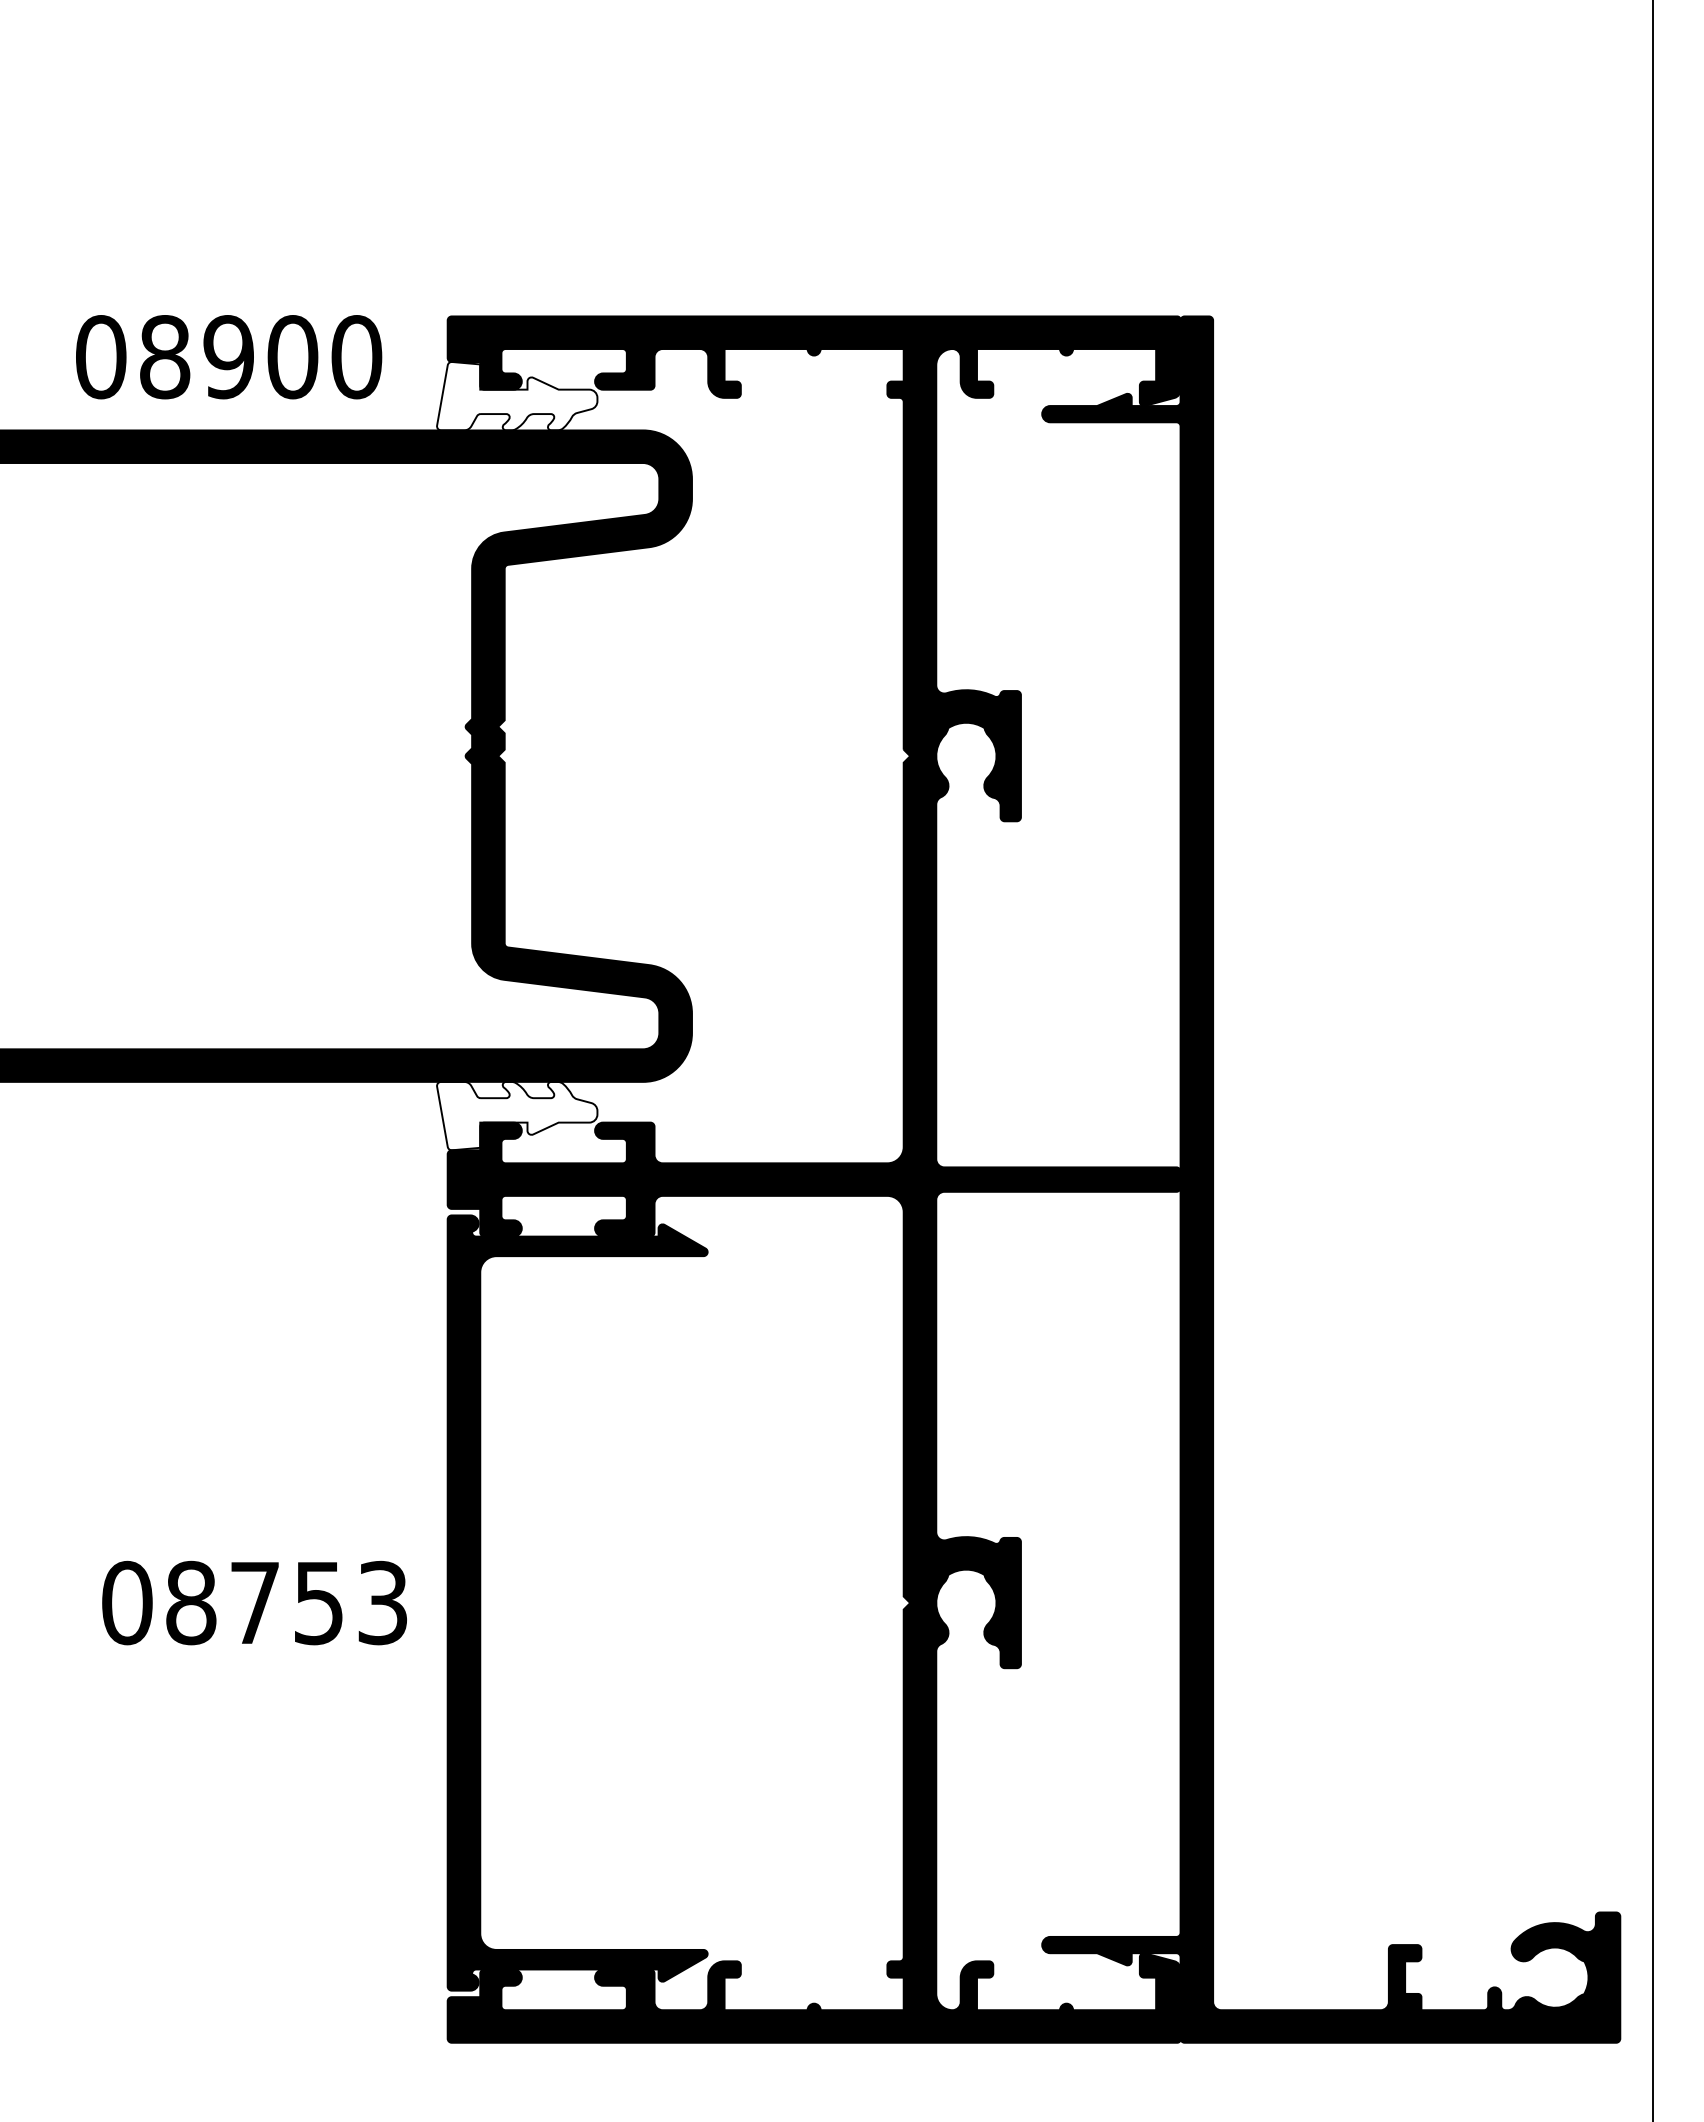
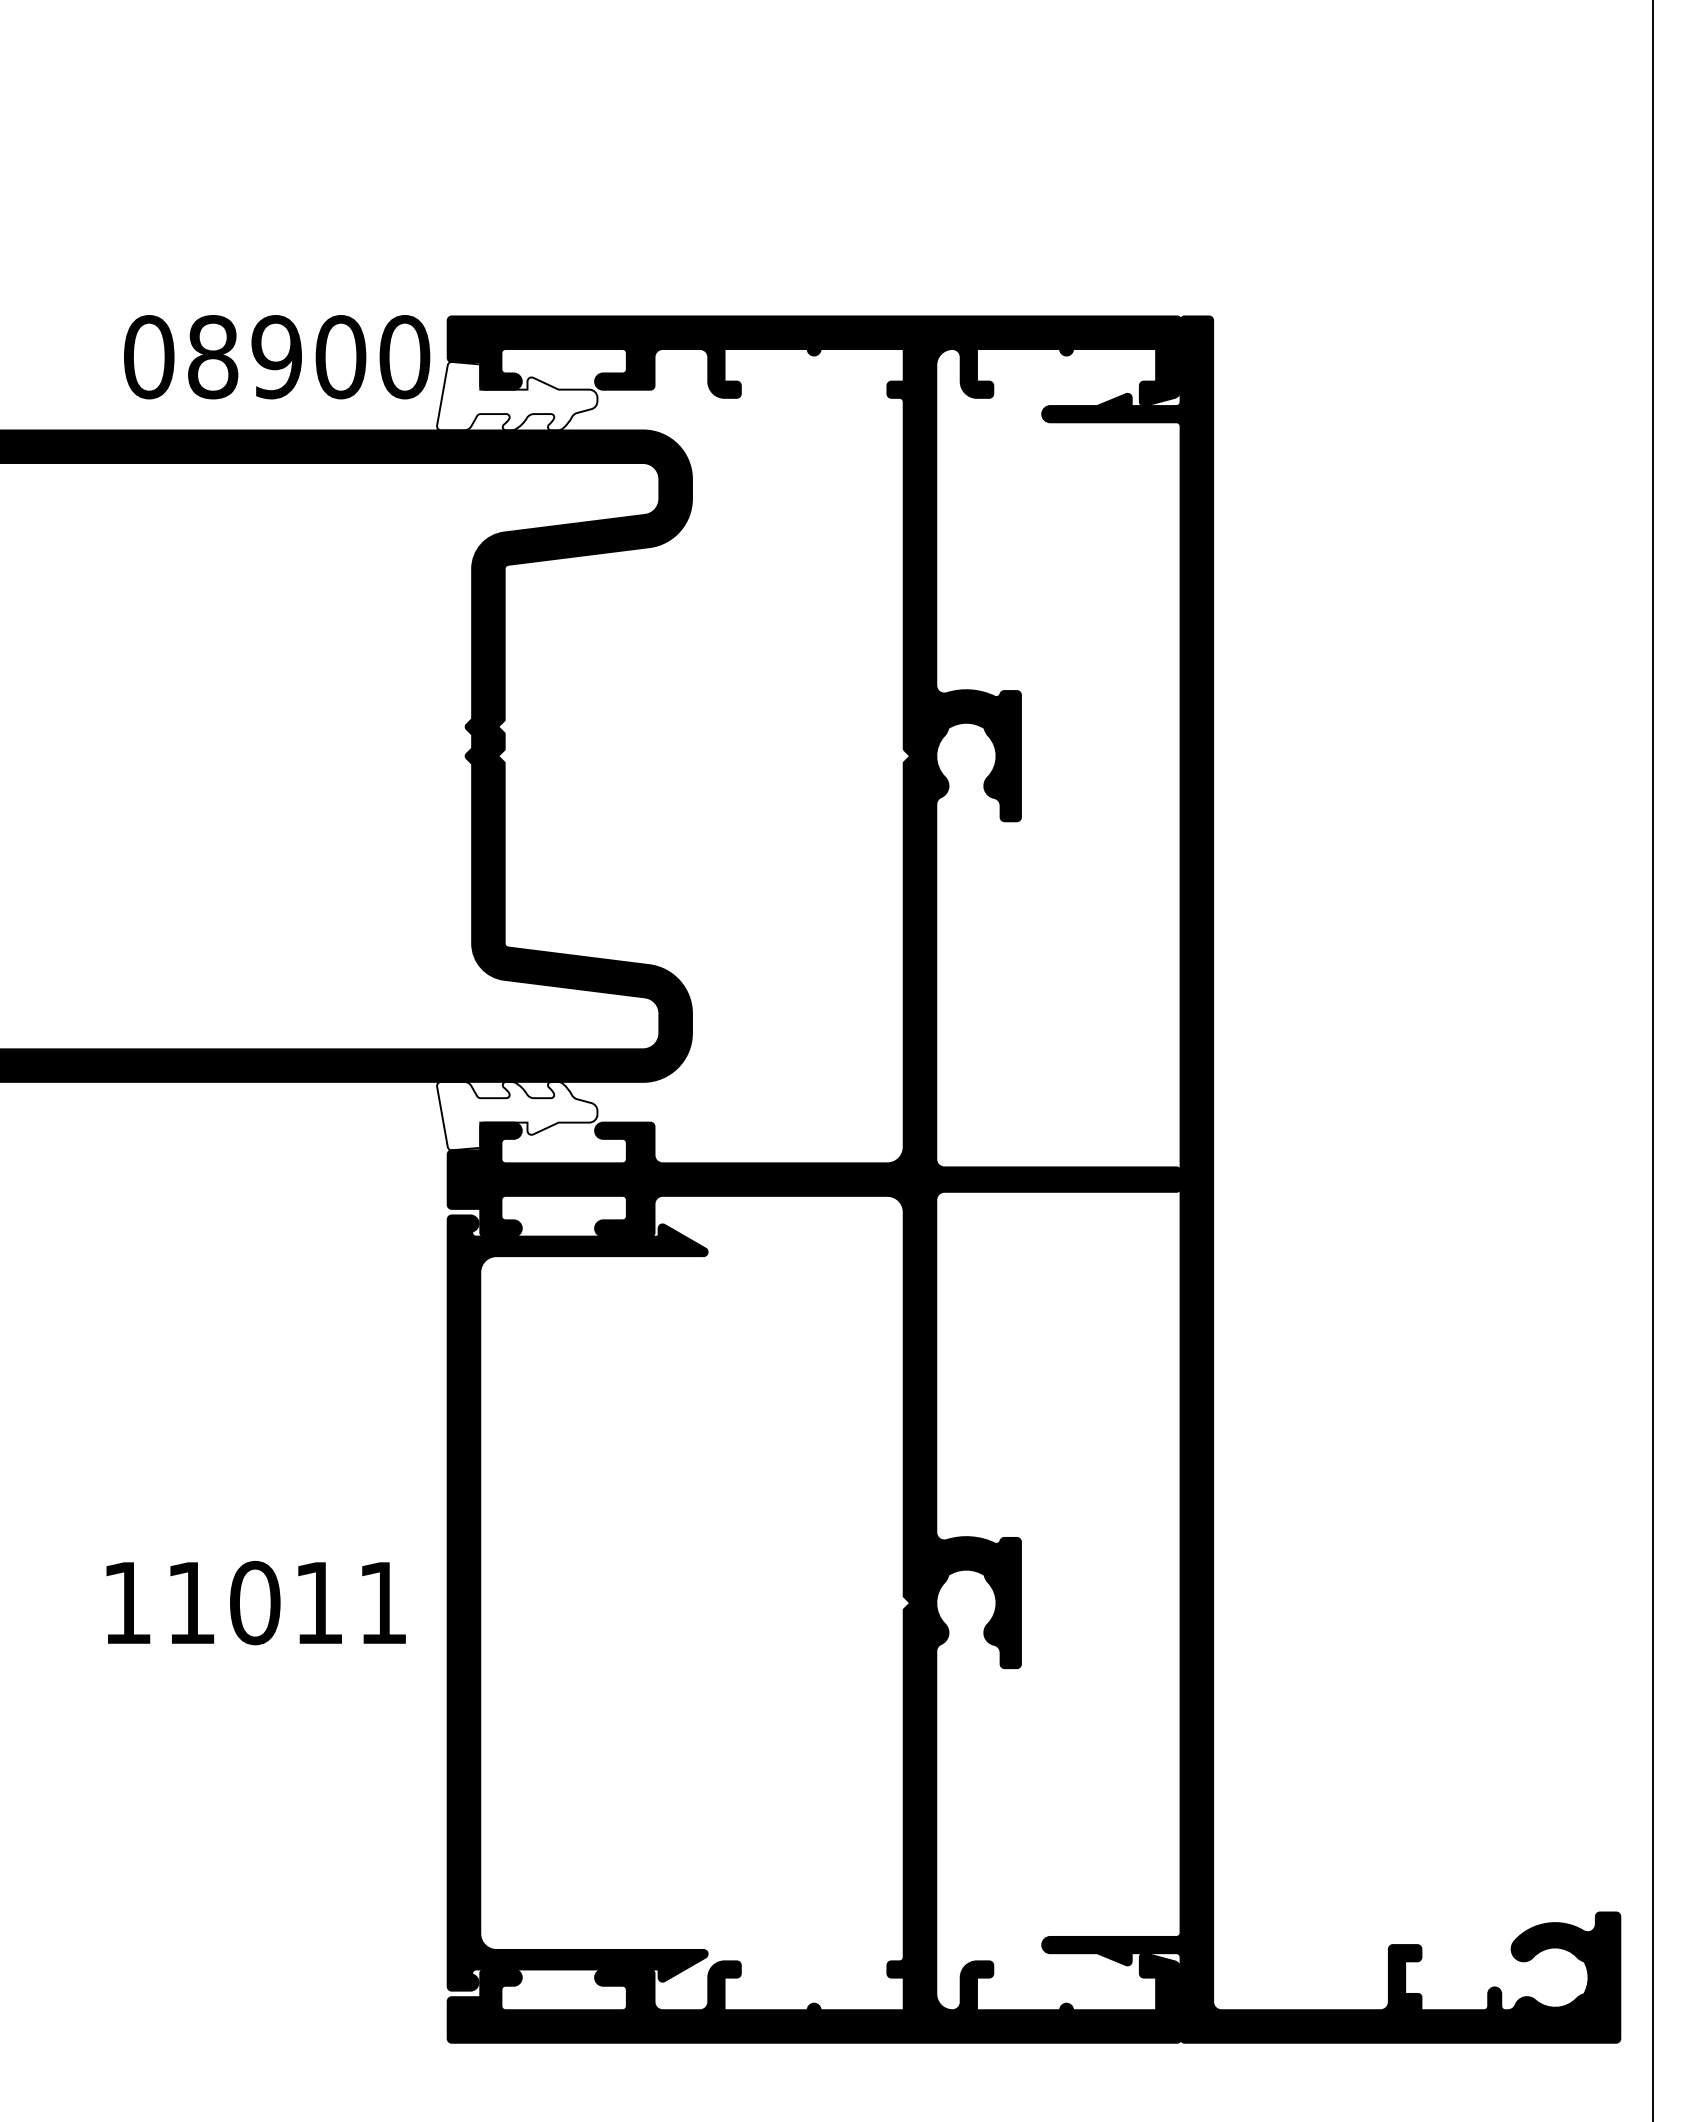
text position: (229, 357) -> (277, 357) (277, 357)
text: 08753 -> 11011 (254, 1602)
